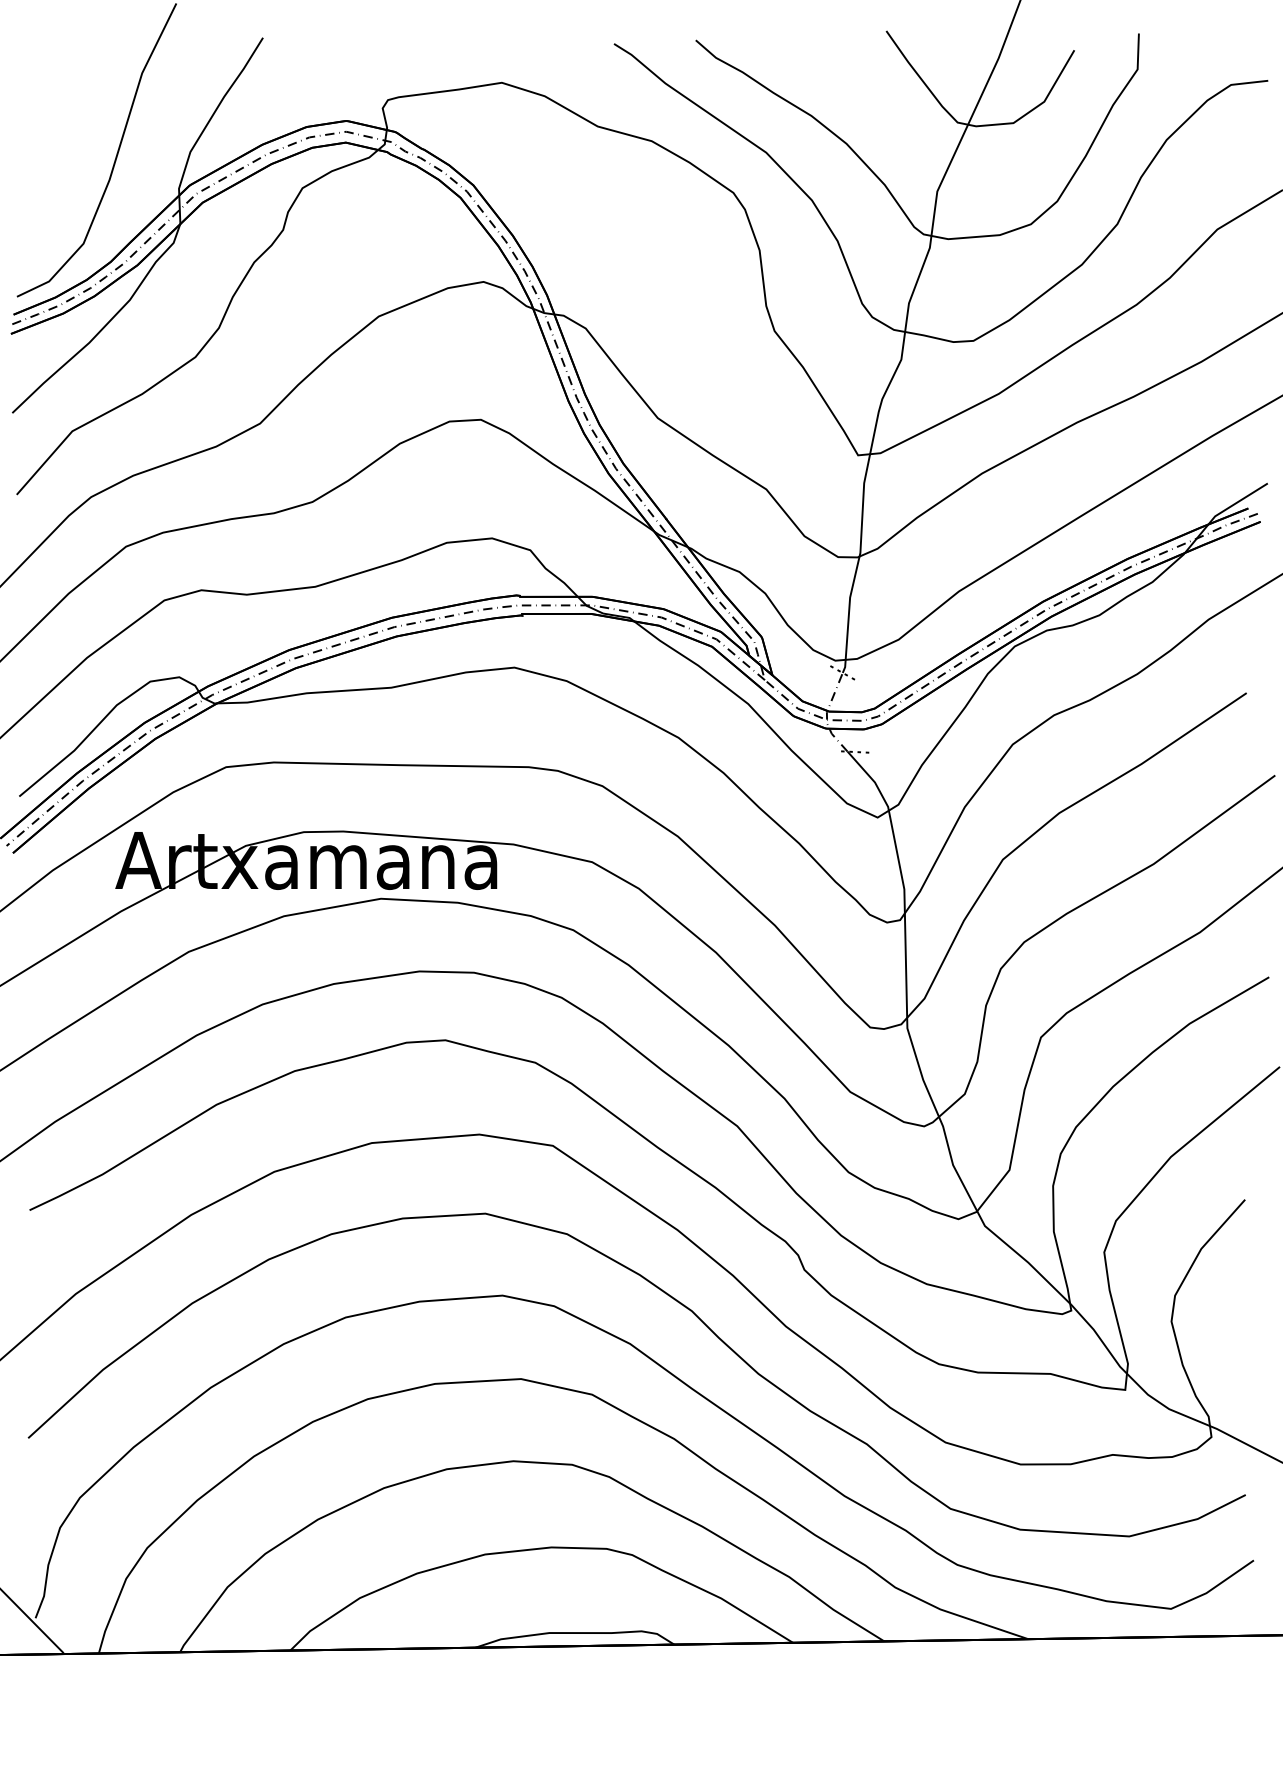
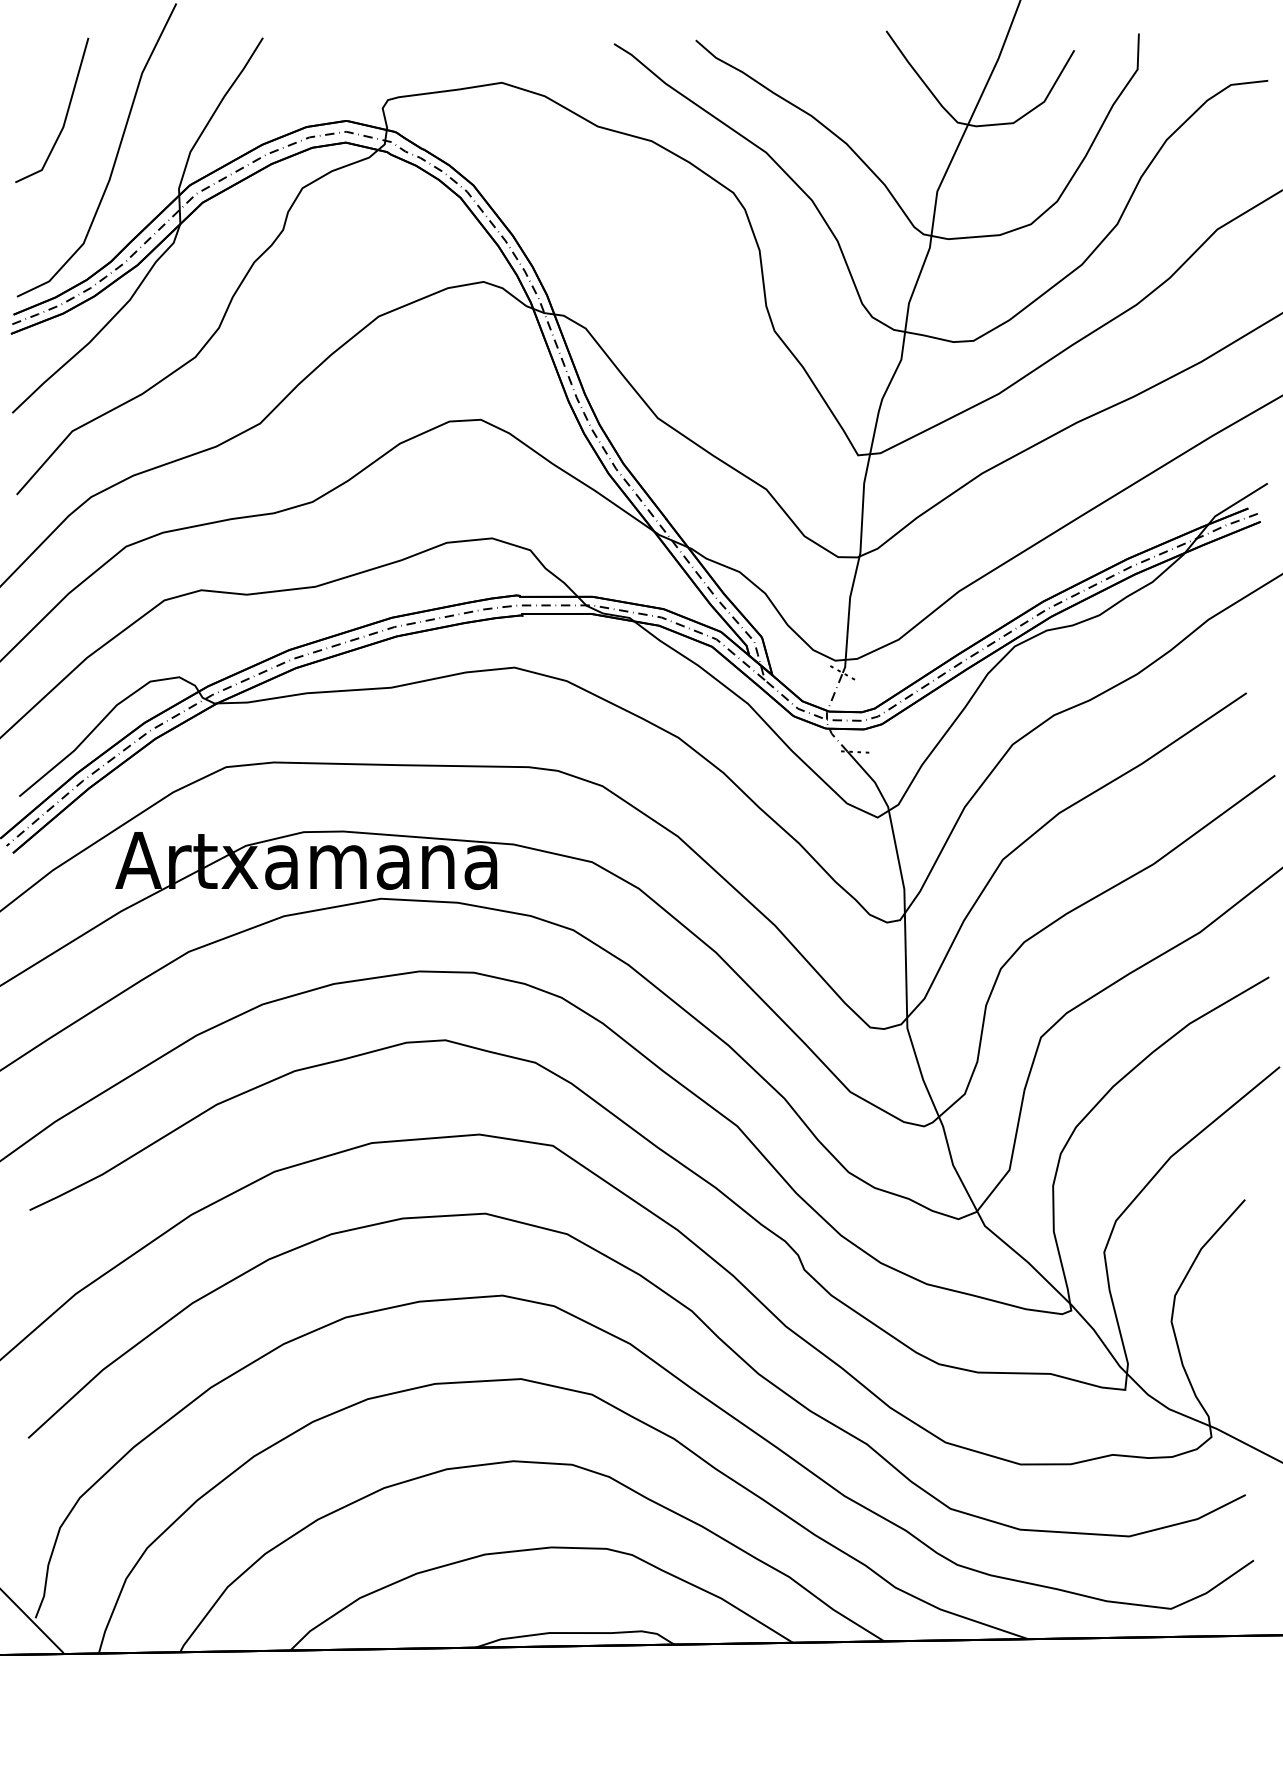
line: none -> present (66, 111)
